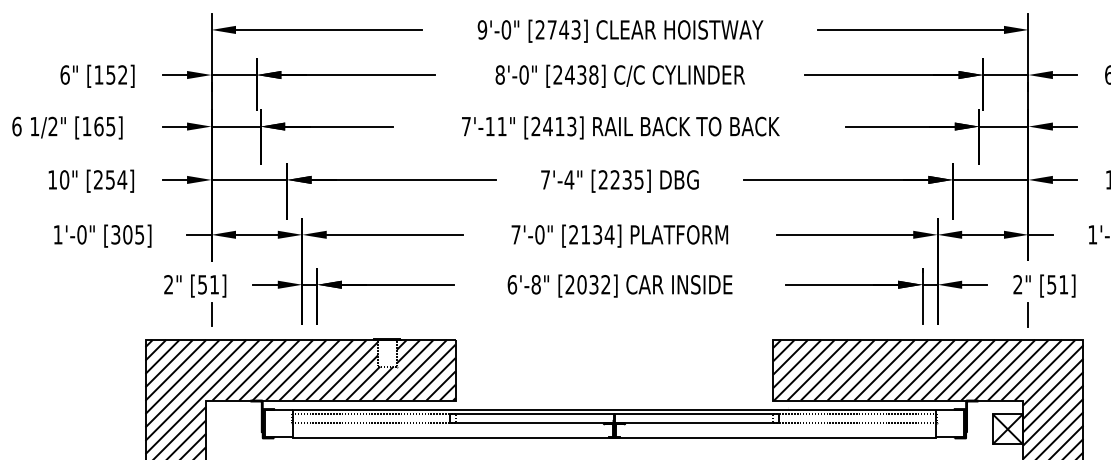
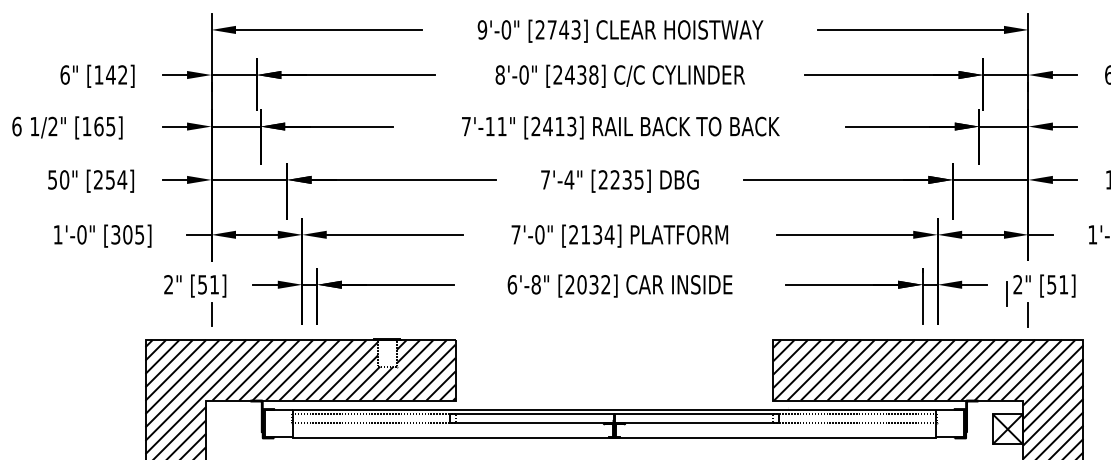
text: [152] -> [142] (110, 74)
text: 10" -> 50" (52, 179)
line: none -> present (1006, 293)
